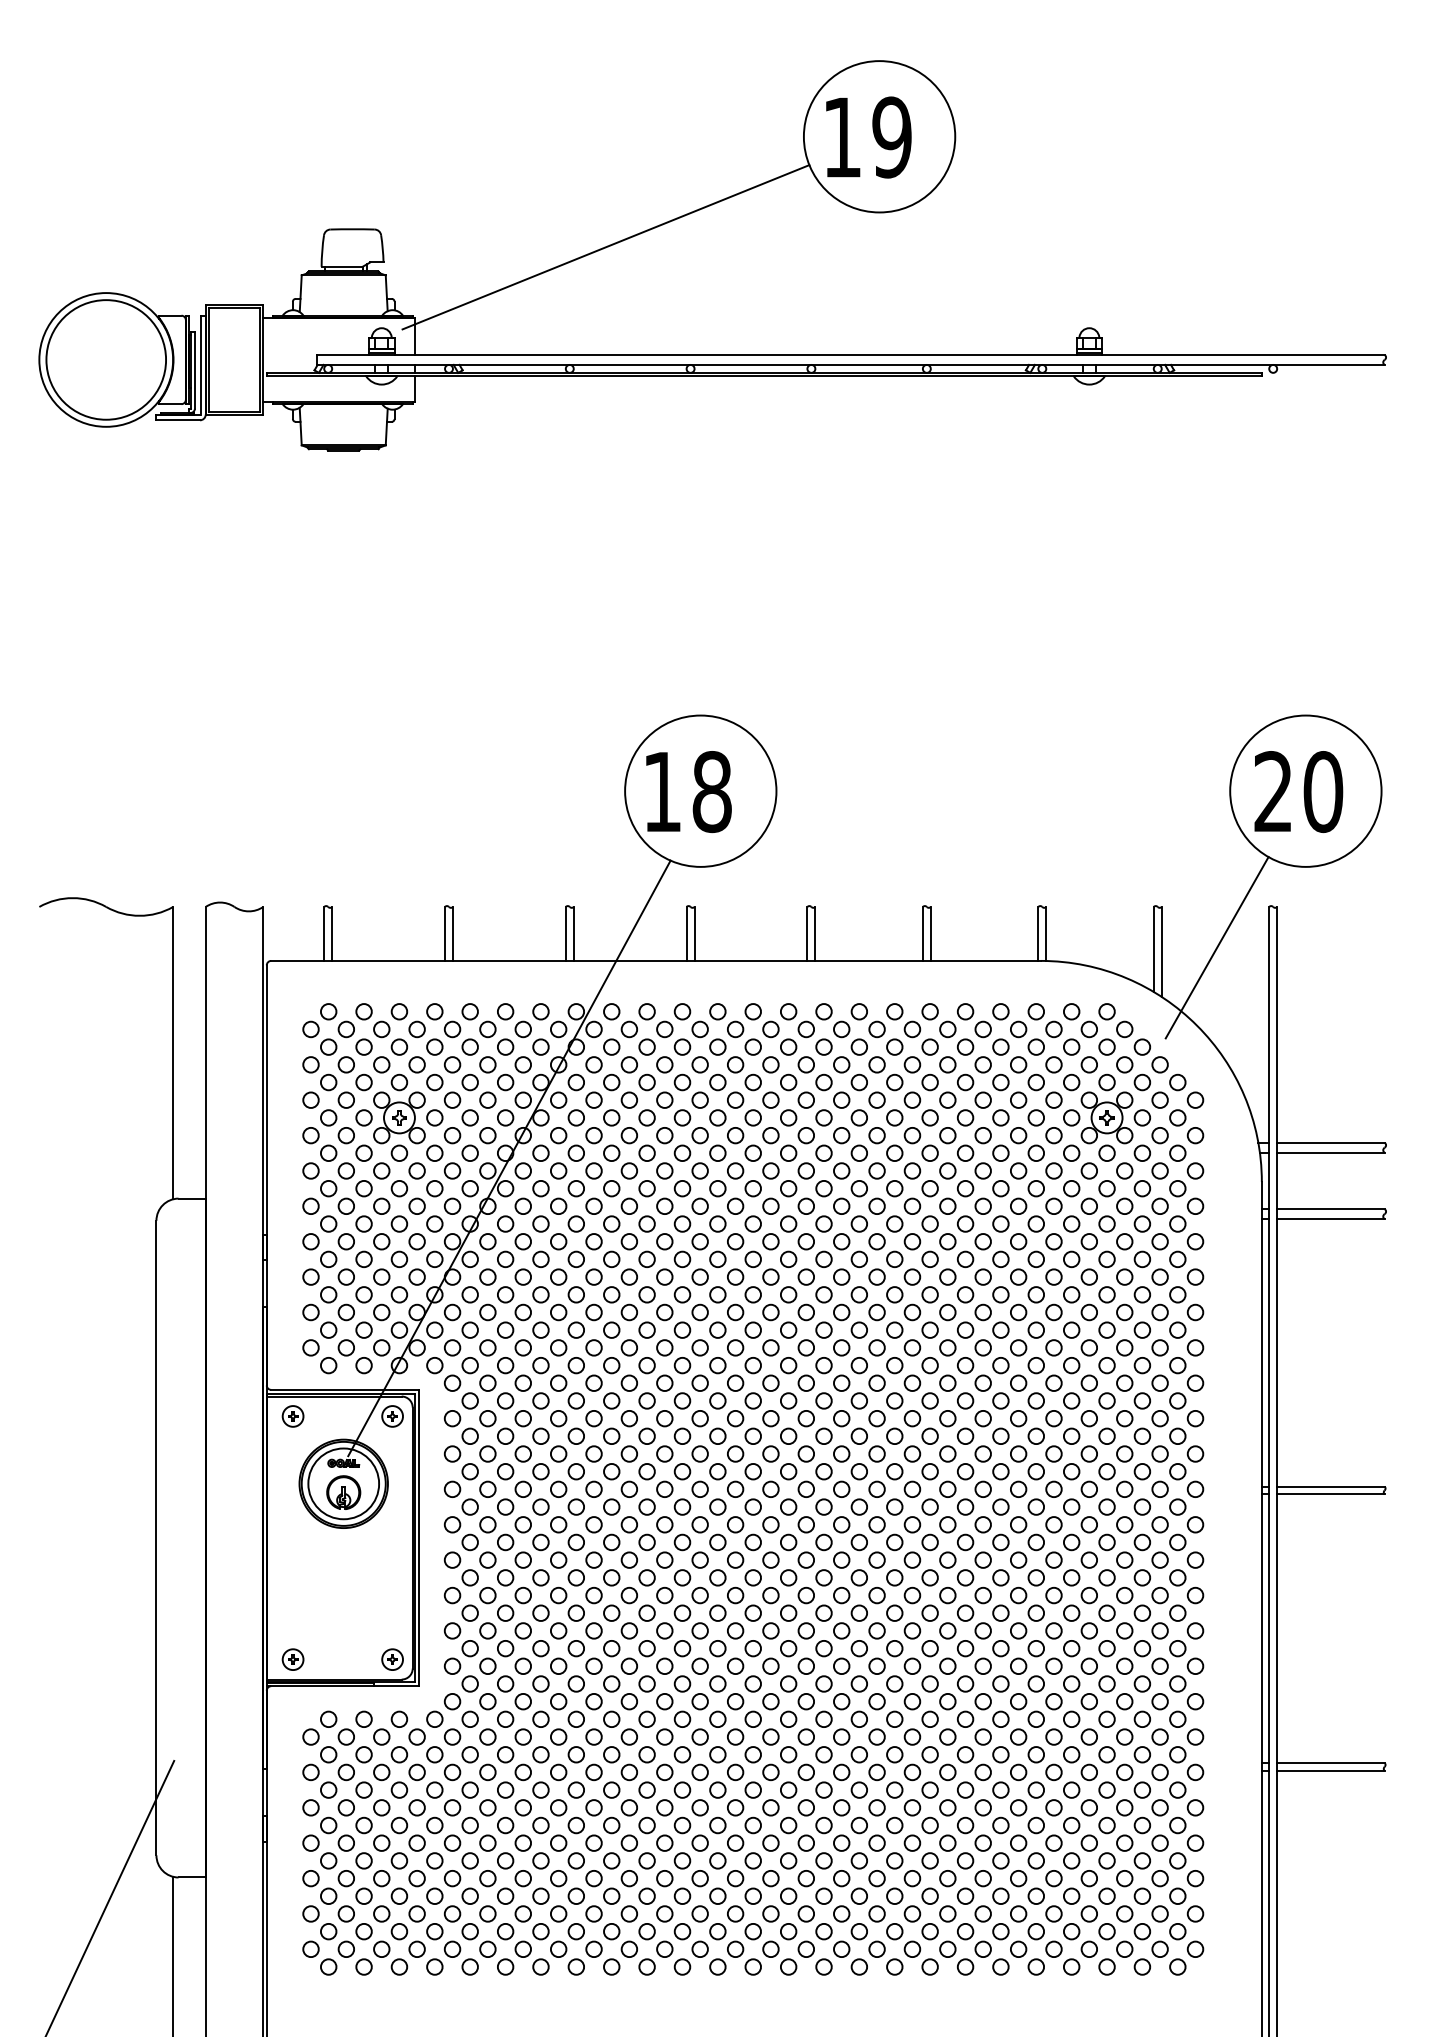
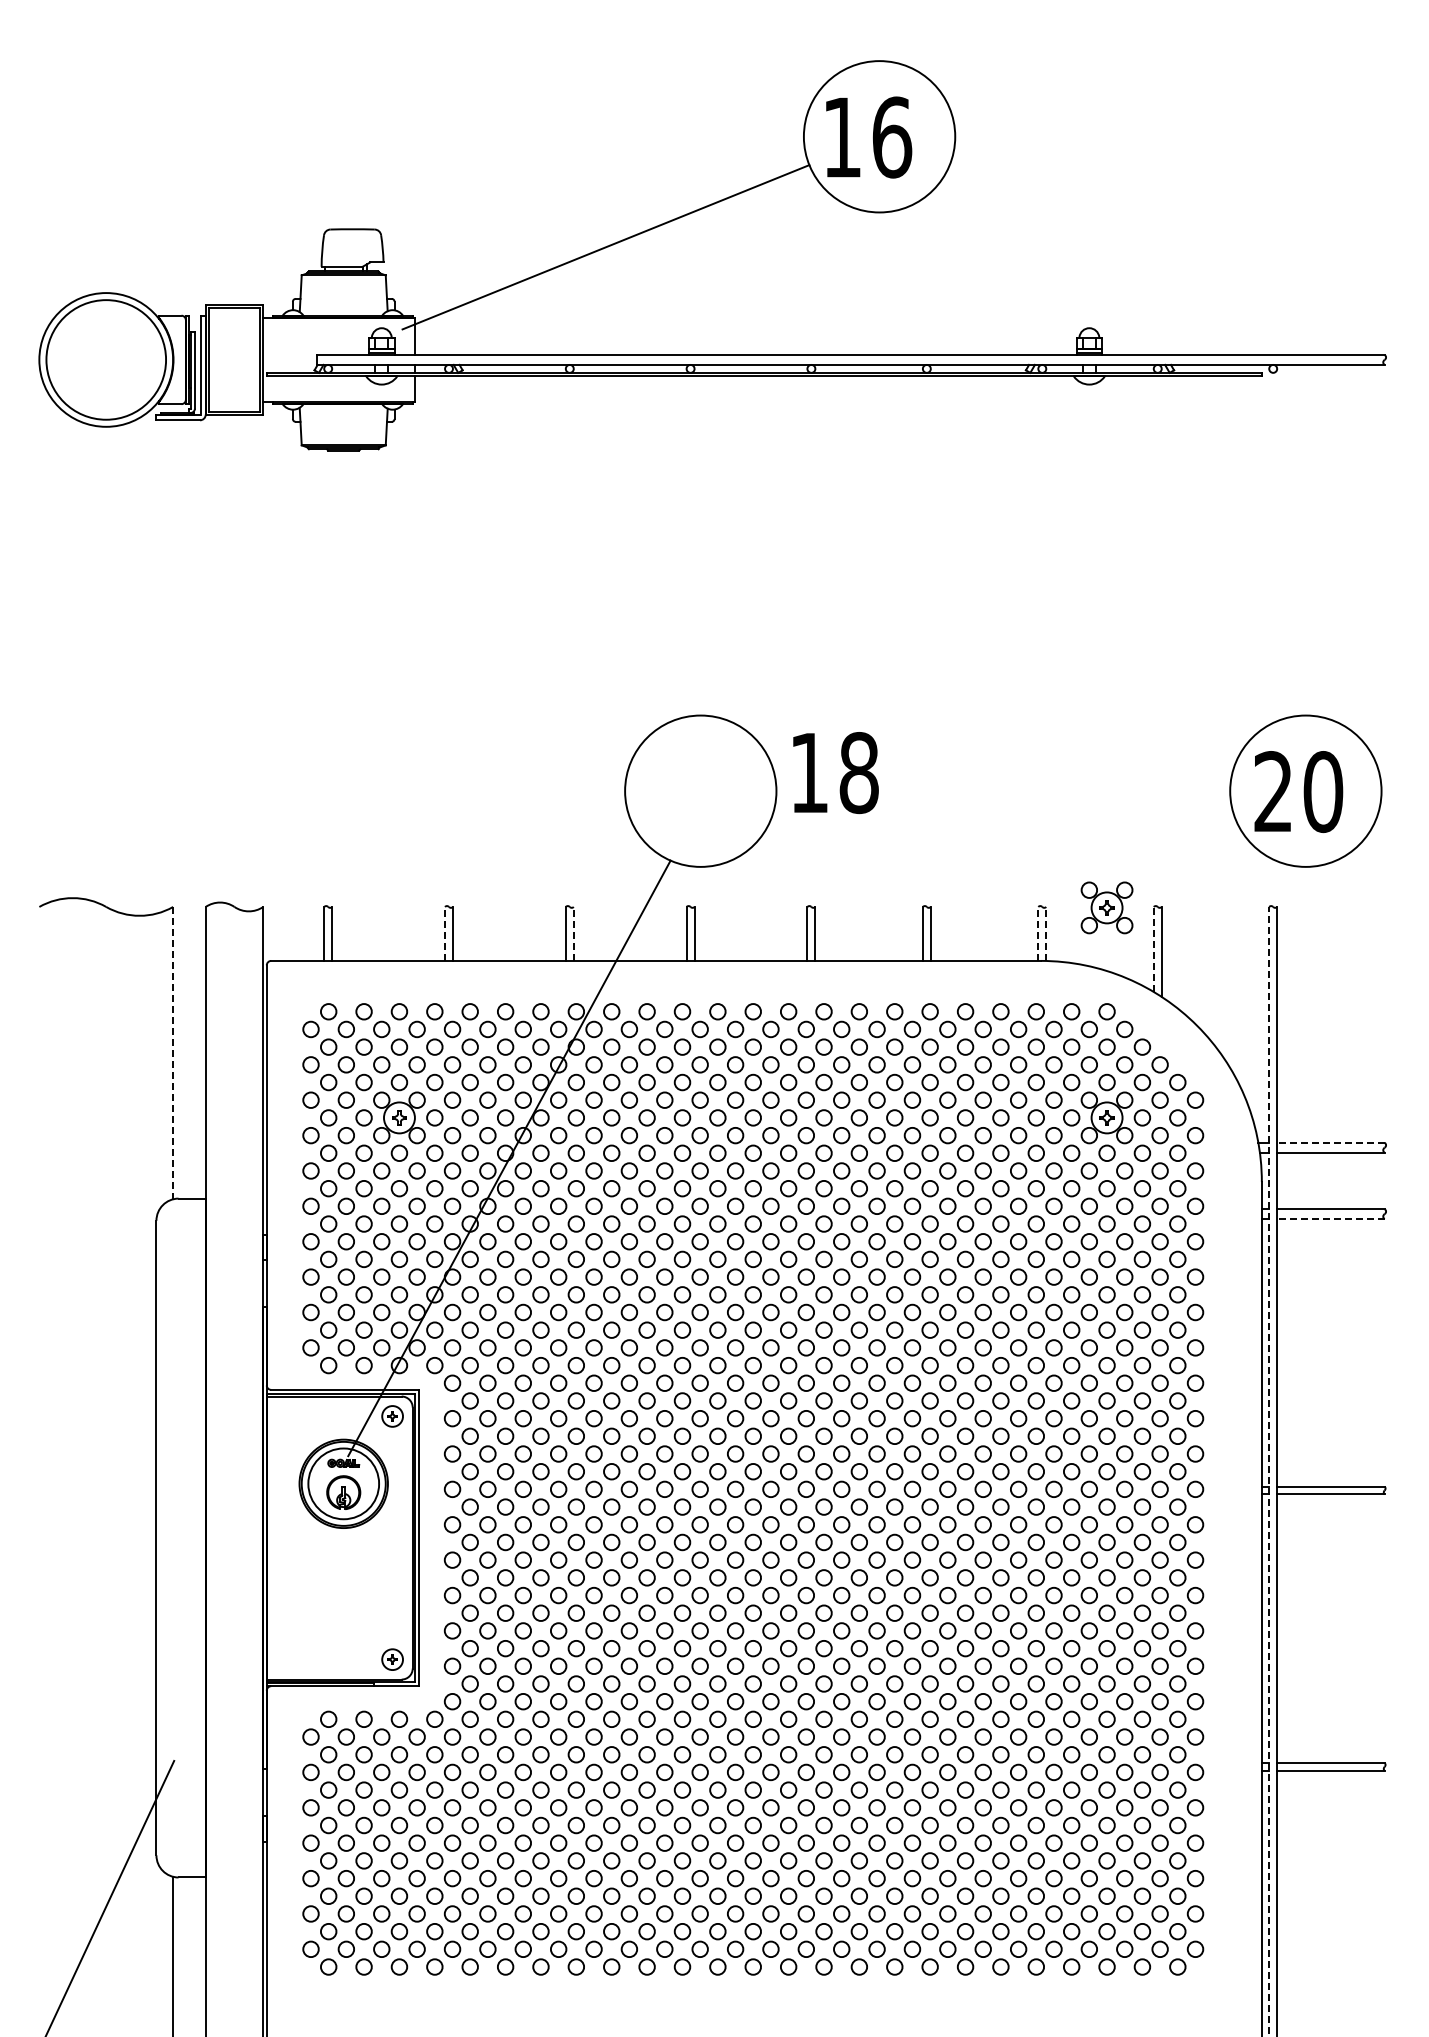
text: 19 -> 16 (892, 137)
text position: (688, 792) -> (835, 773) (835, 773)
part: none -> present (1106, 907)
line: solid -> dashed (445, 933)
line: solid -> dashed (573, 933)
line: solid -> dashed (1038, 933)
line: solid -> dashed (1046, 933)
line: present -> none (1216, 947)
line: solid -> dashed (1153, 949)
line: solid -> dashed (173, 1053)
line: solid -> dashed (1330, 1142)
line: solid -> dashed (1330, 1219)
part: present -> none (292, 1416)
line: solid -> dashed (1269, 1471)
part: present -> none (292, 1659)
